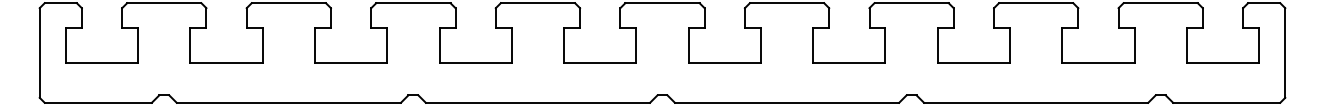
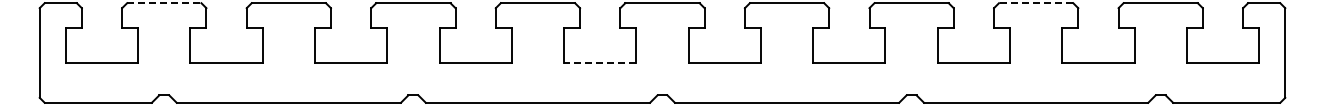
line: solid -> dashed (164, 3)
line: solid -> dashed (1035, 3)
line: solid -> dashed (599, 62)
